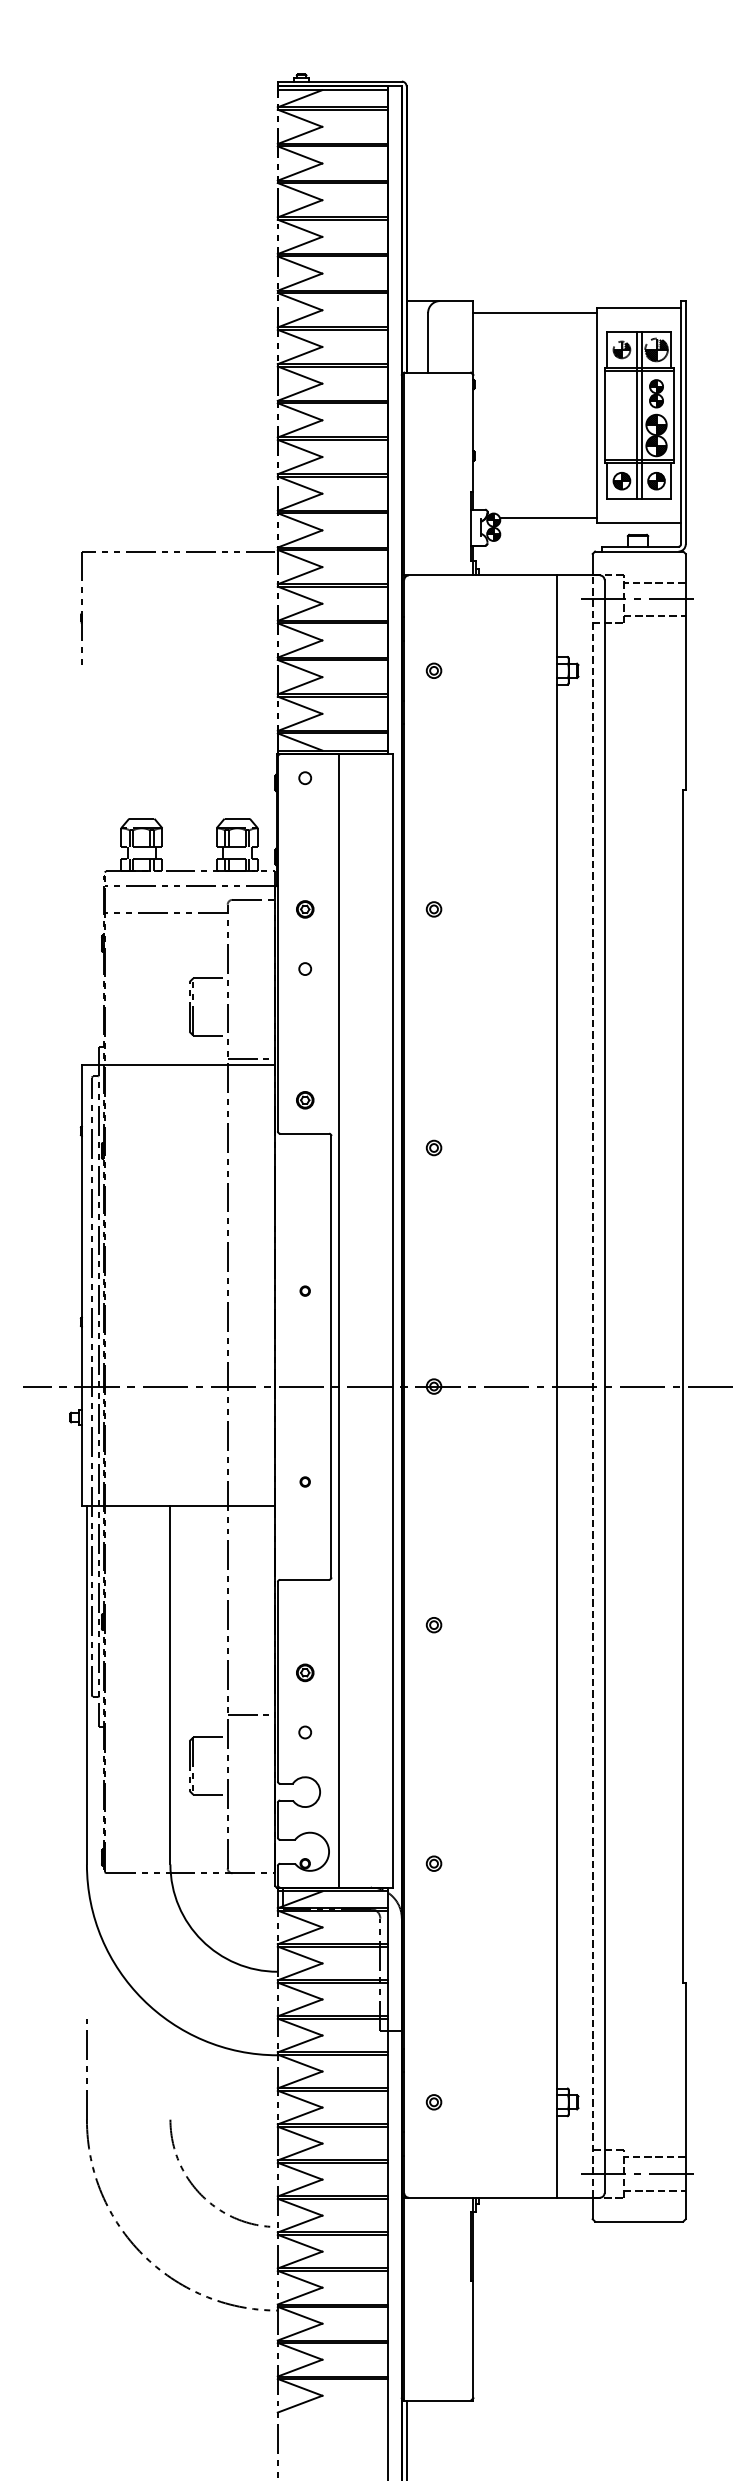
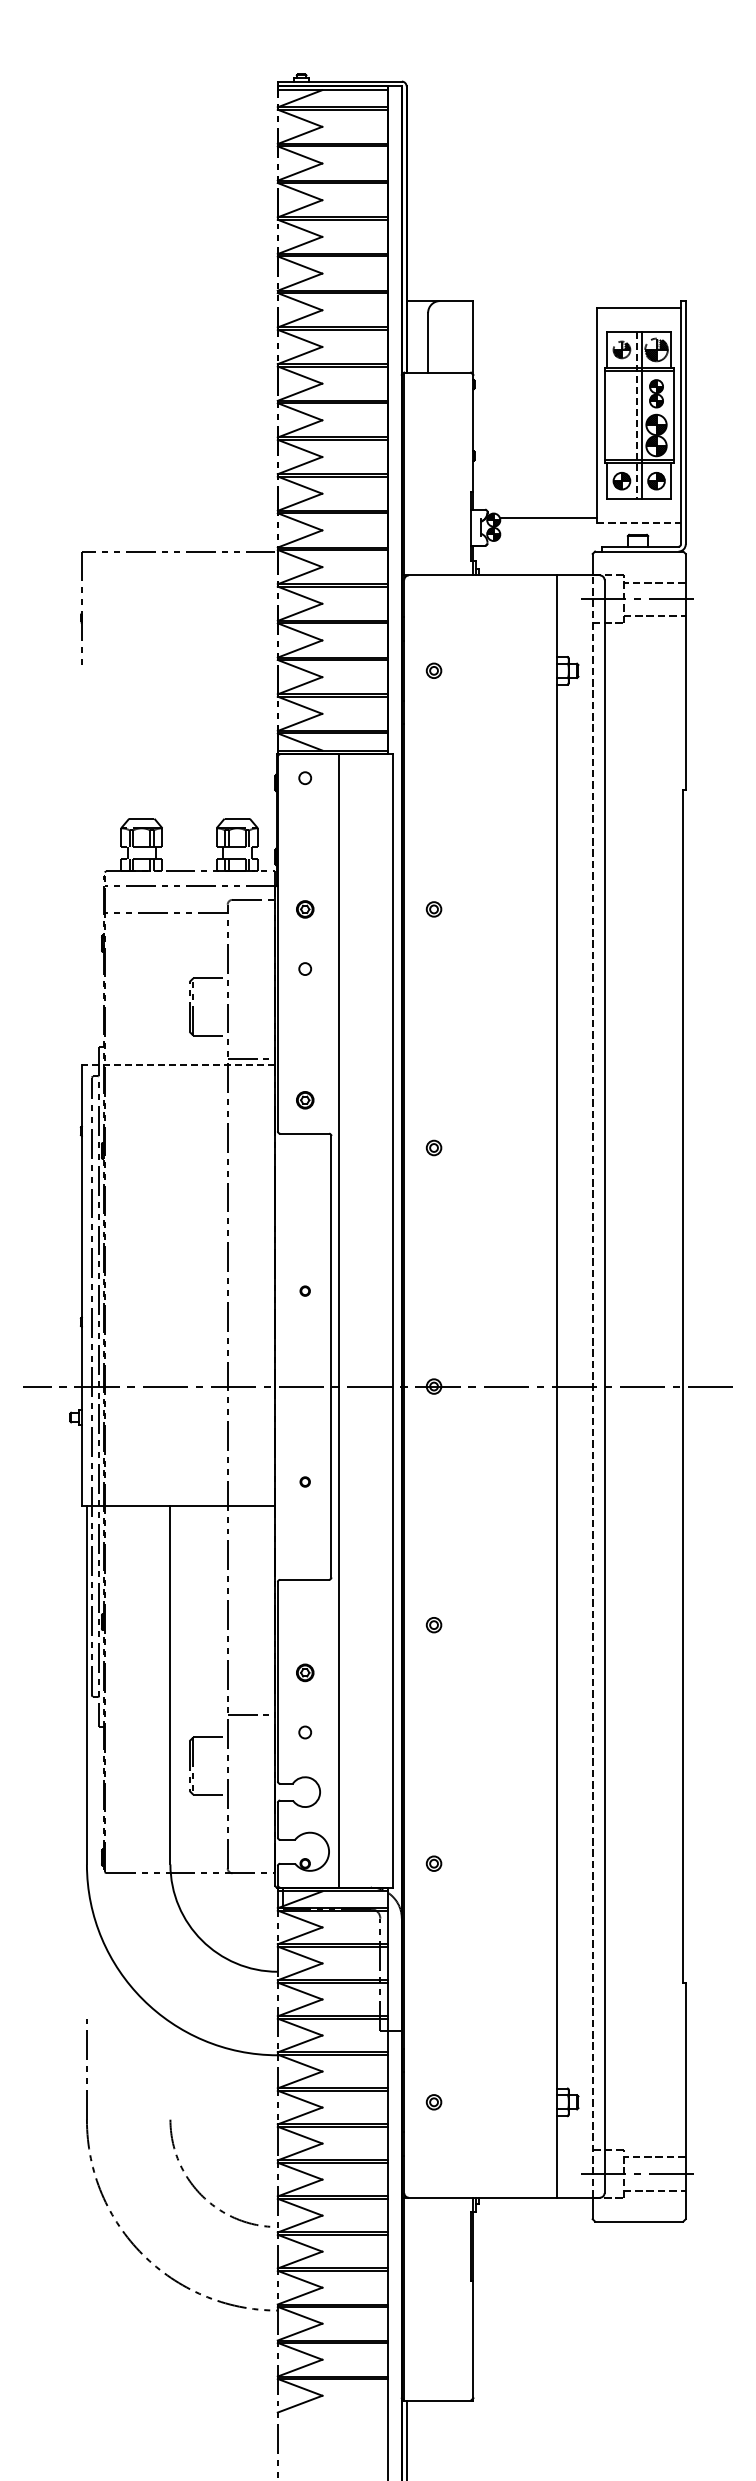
line: present -> none (535, 312)
line: solid -> dashed (636, 415)
line: solid -> dashed (639, 522)
line: solid -> dashed (178, 1064)
